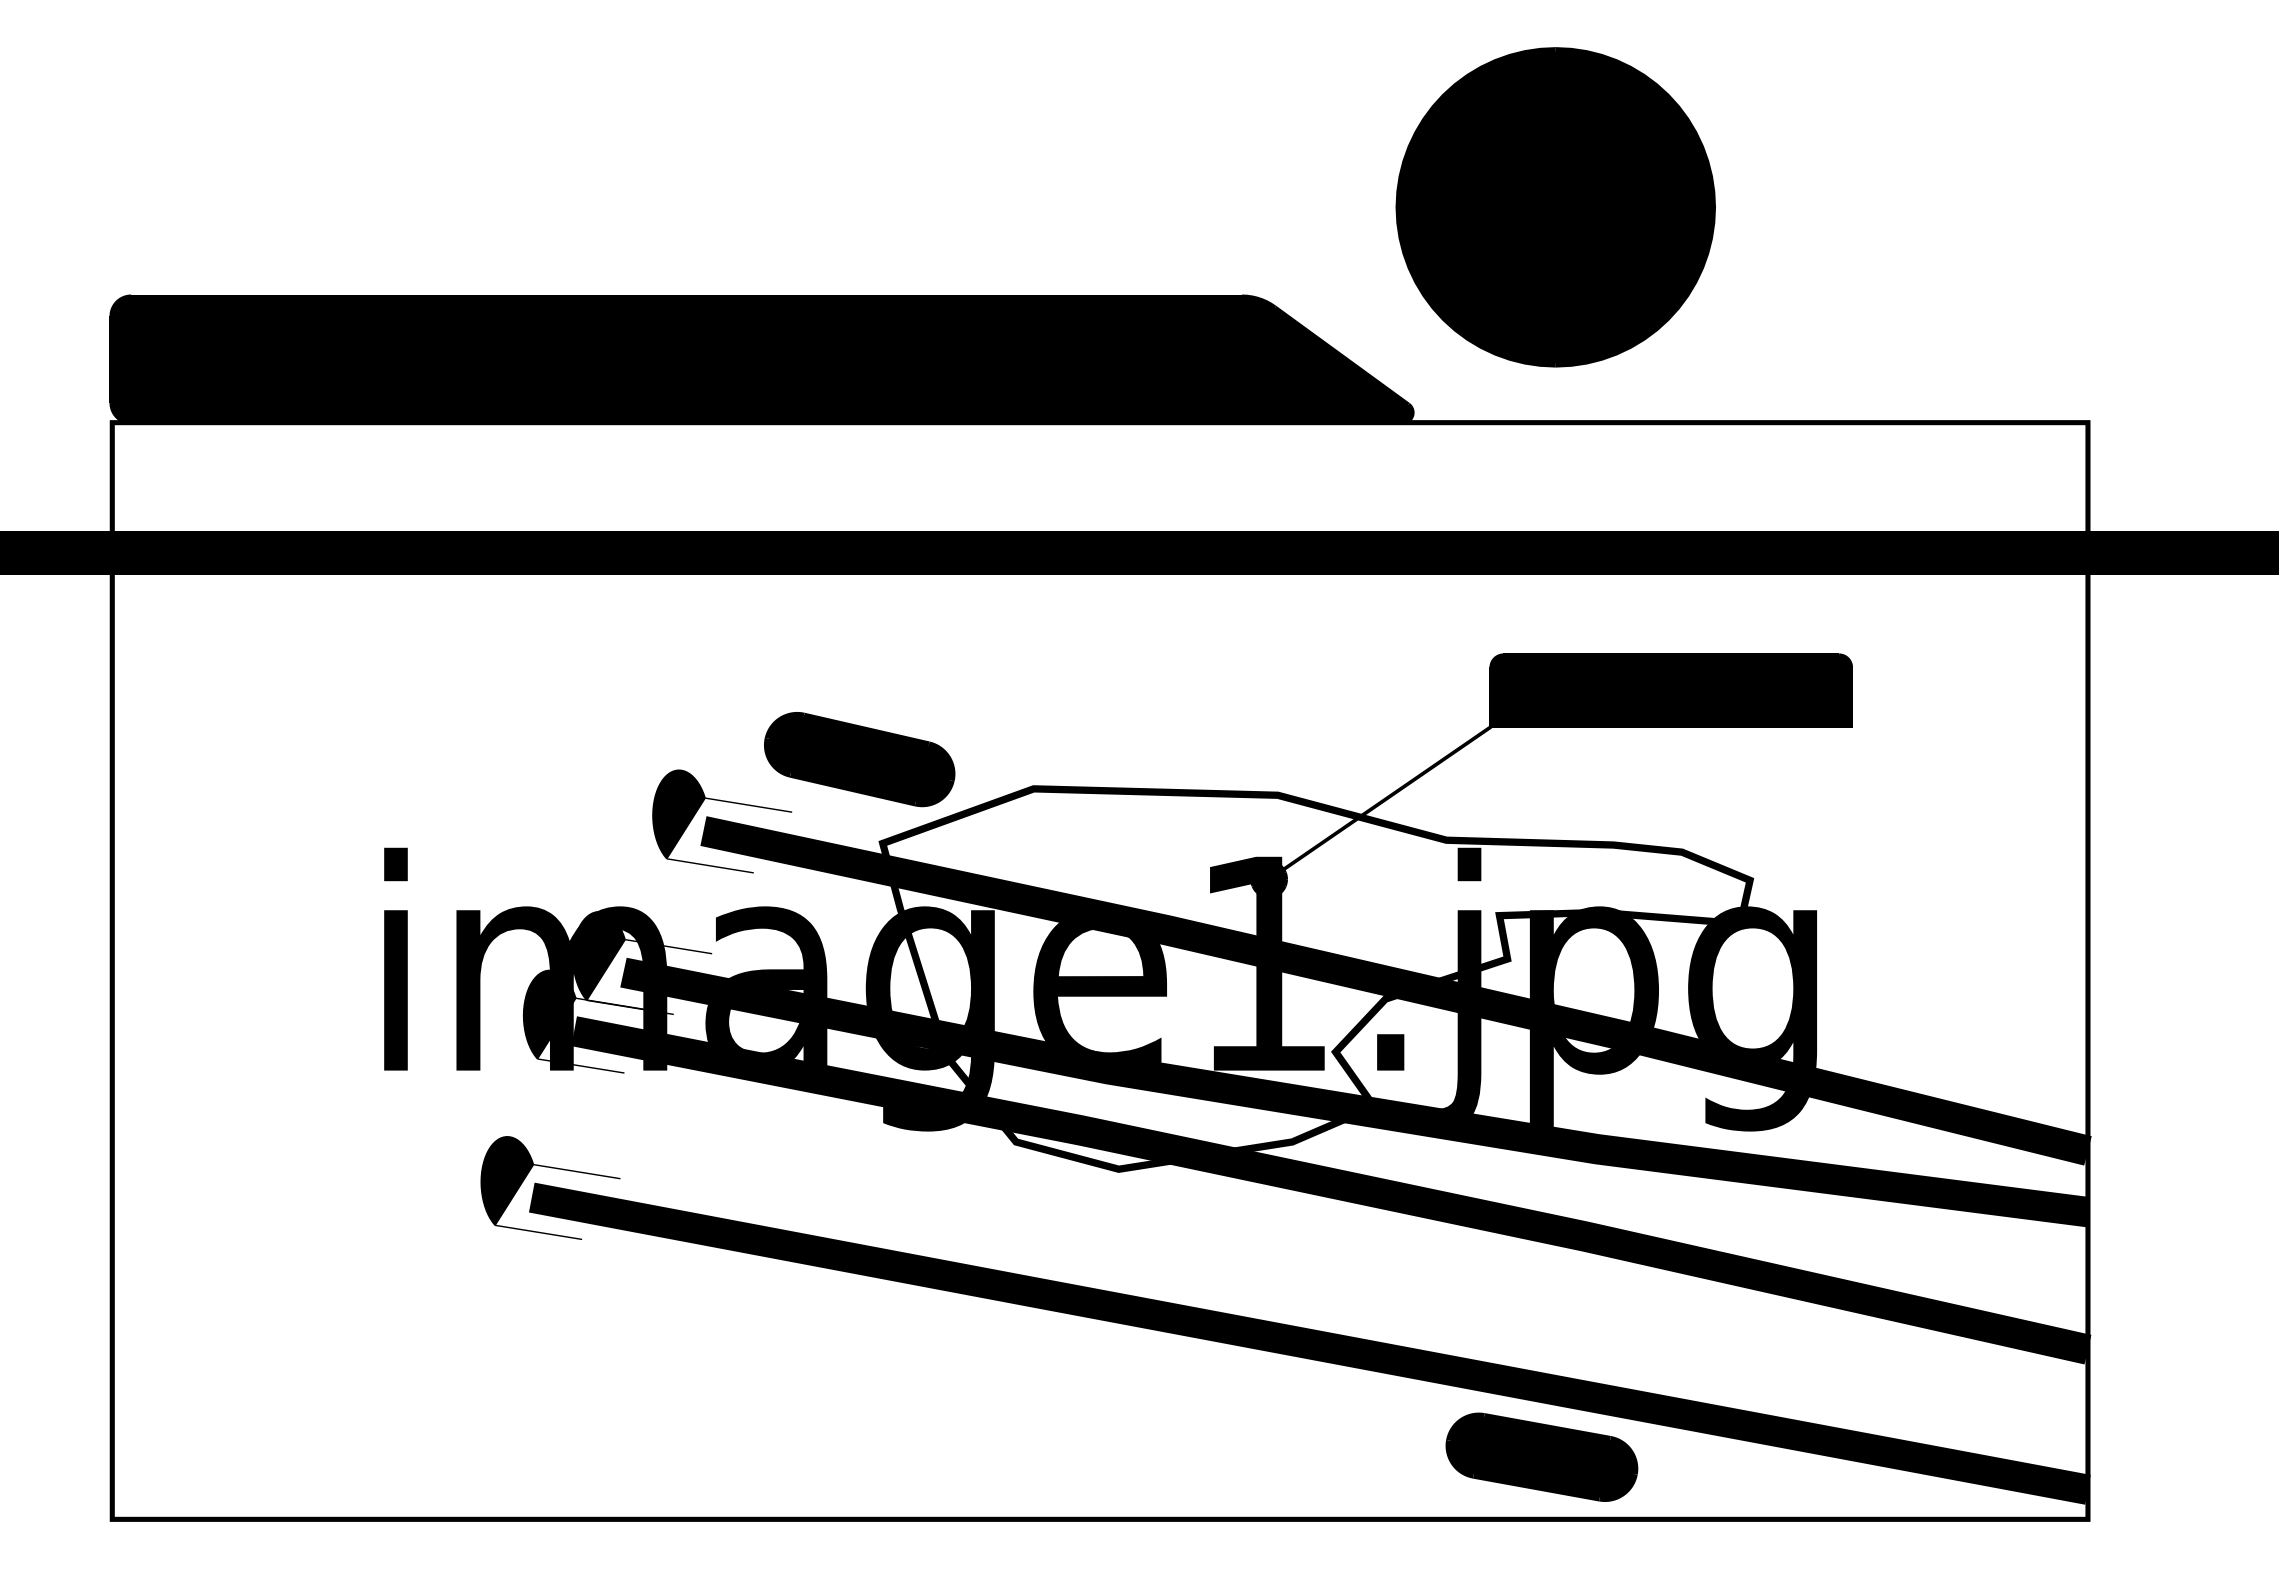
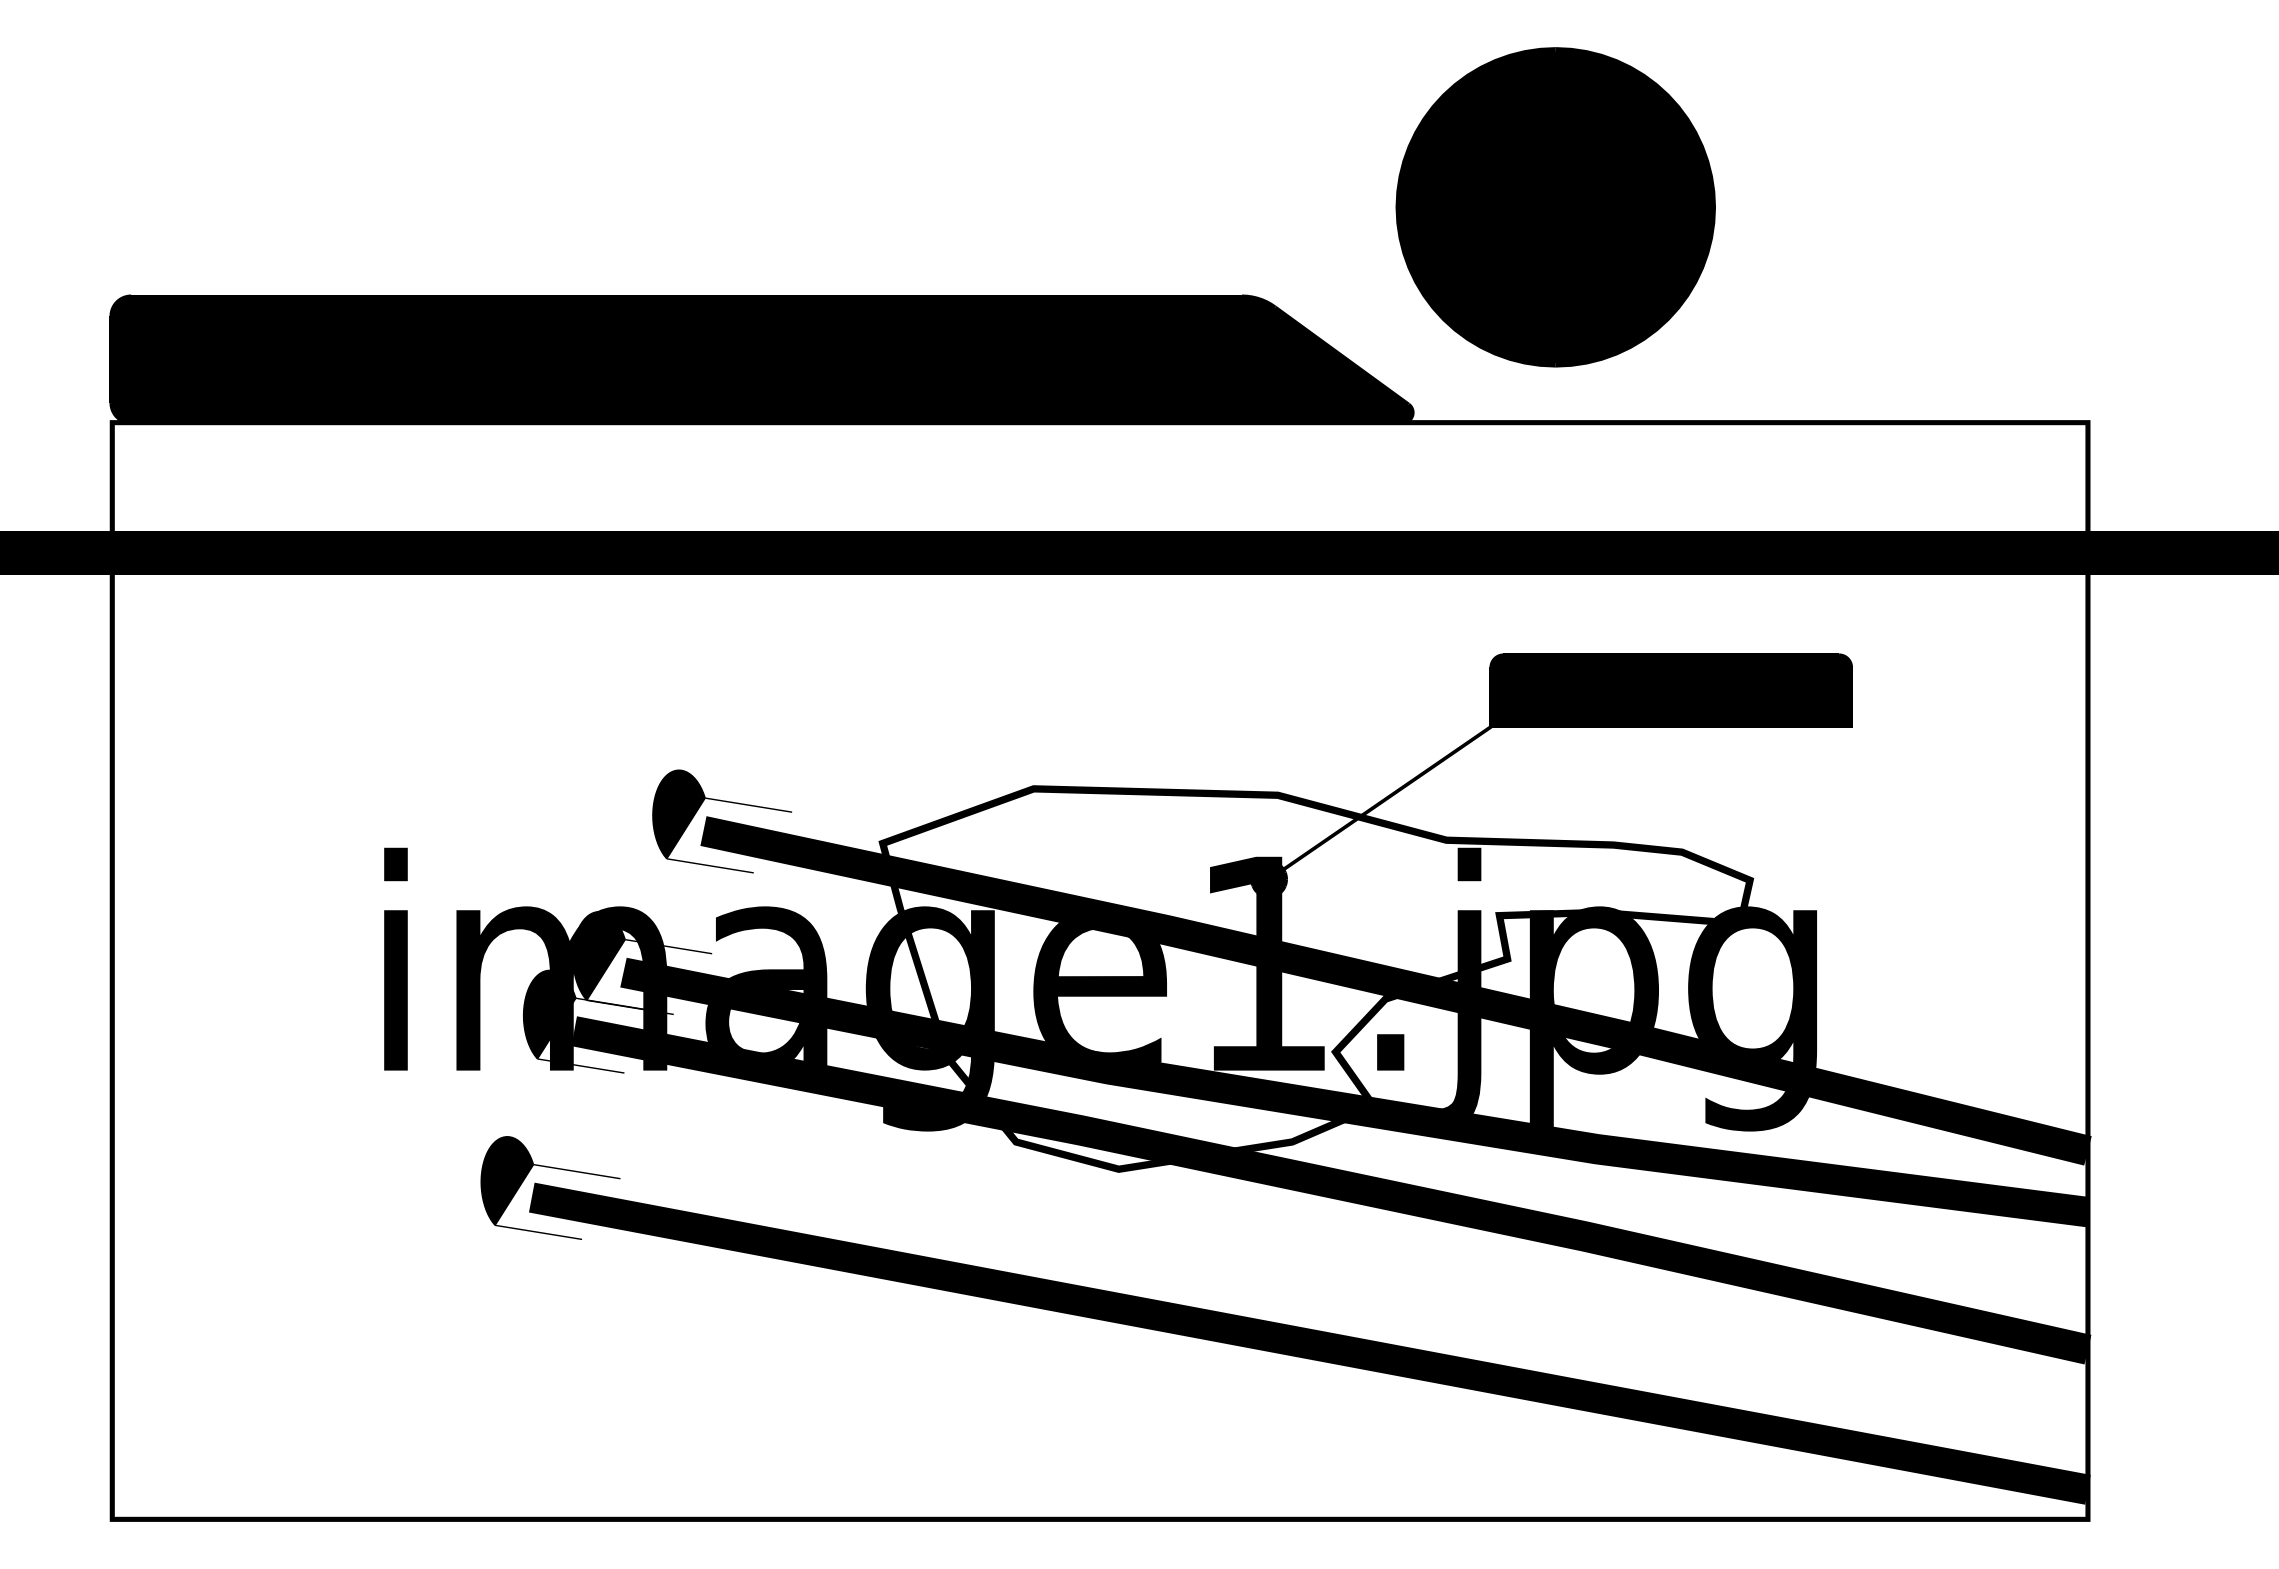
part: present -> none (859, 759)
part: present -> none (1541, 1456)
